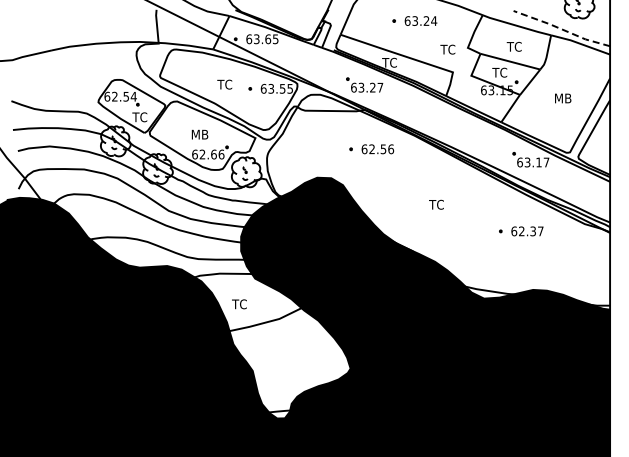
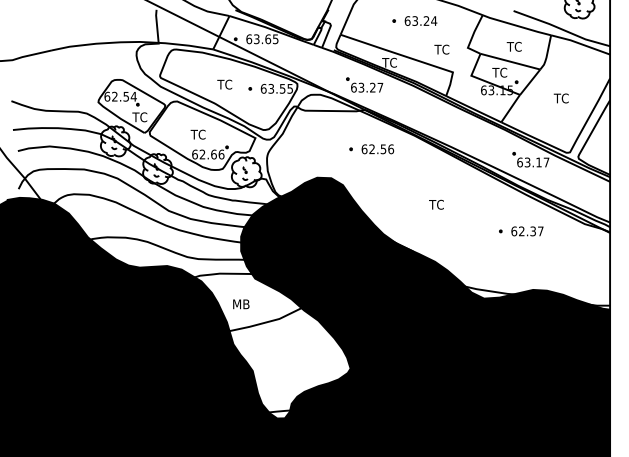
line: dashed -> solid (561, 29)
text position: (447, 49) -> (441, 49) (441, 49)
text: MB -> TC (562, 98)
text: MB -> TC (199, 134)
text: TC -> MB (240, 304)
